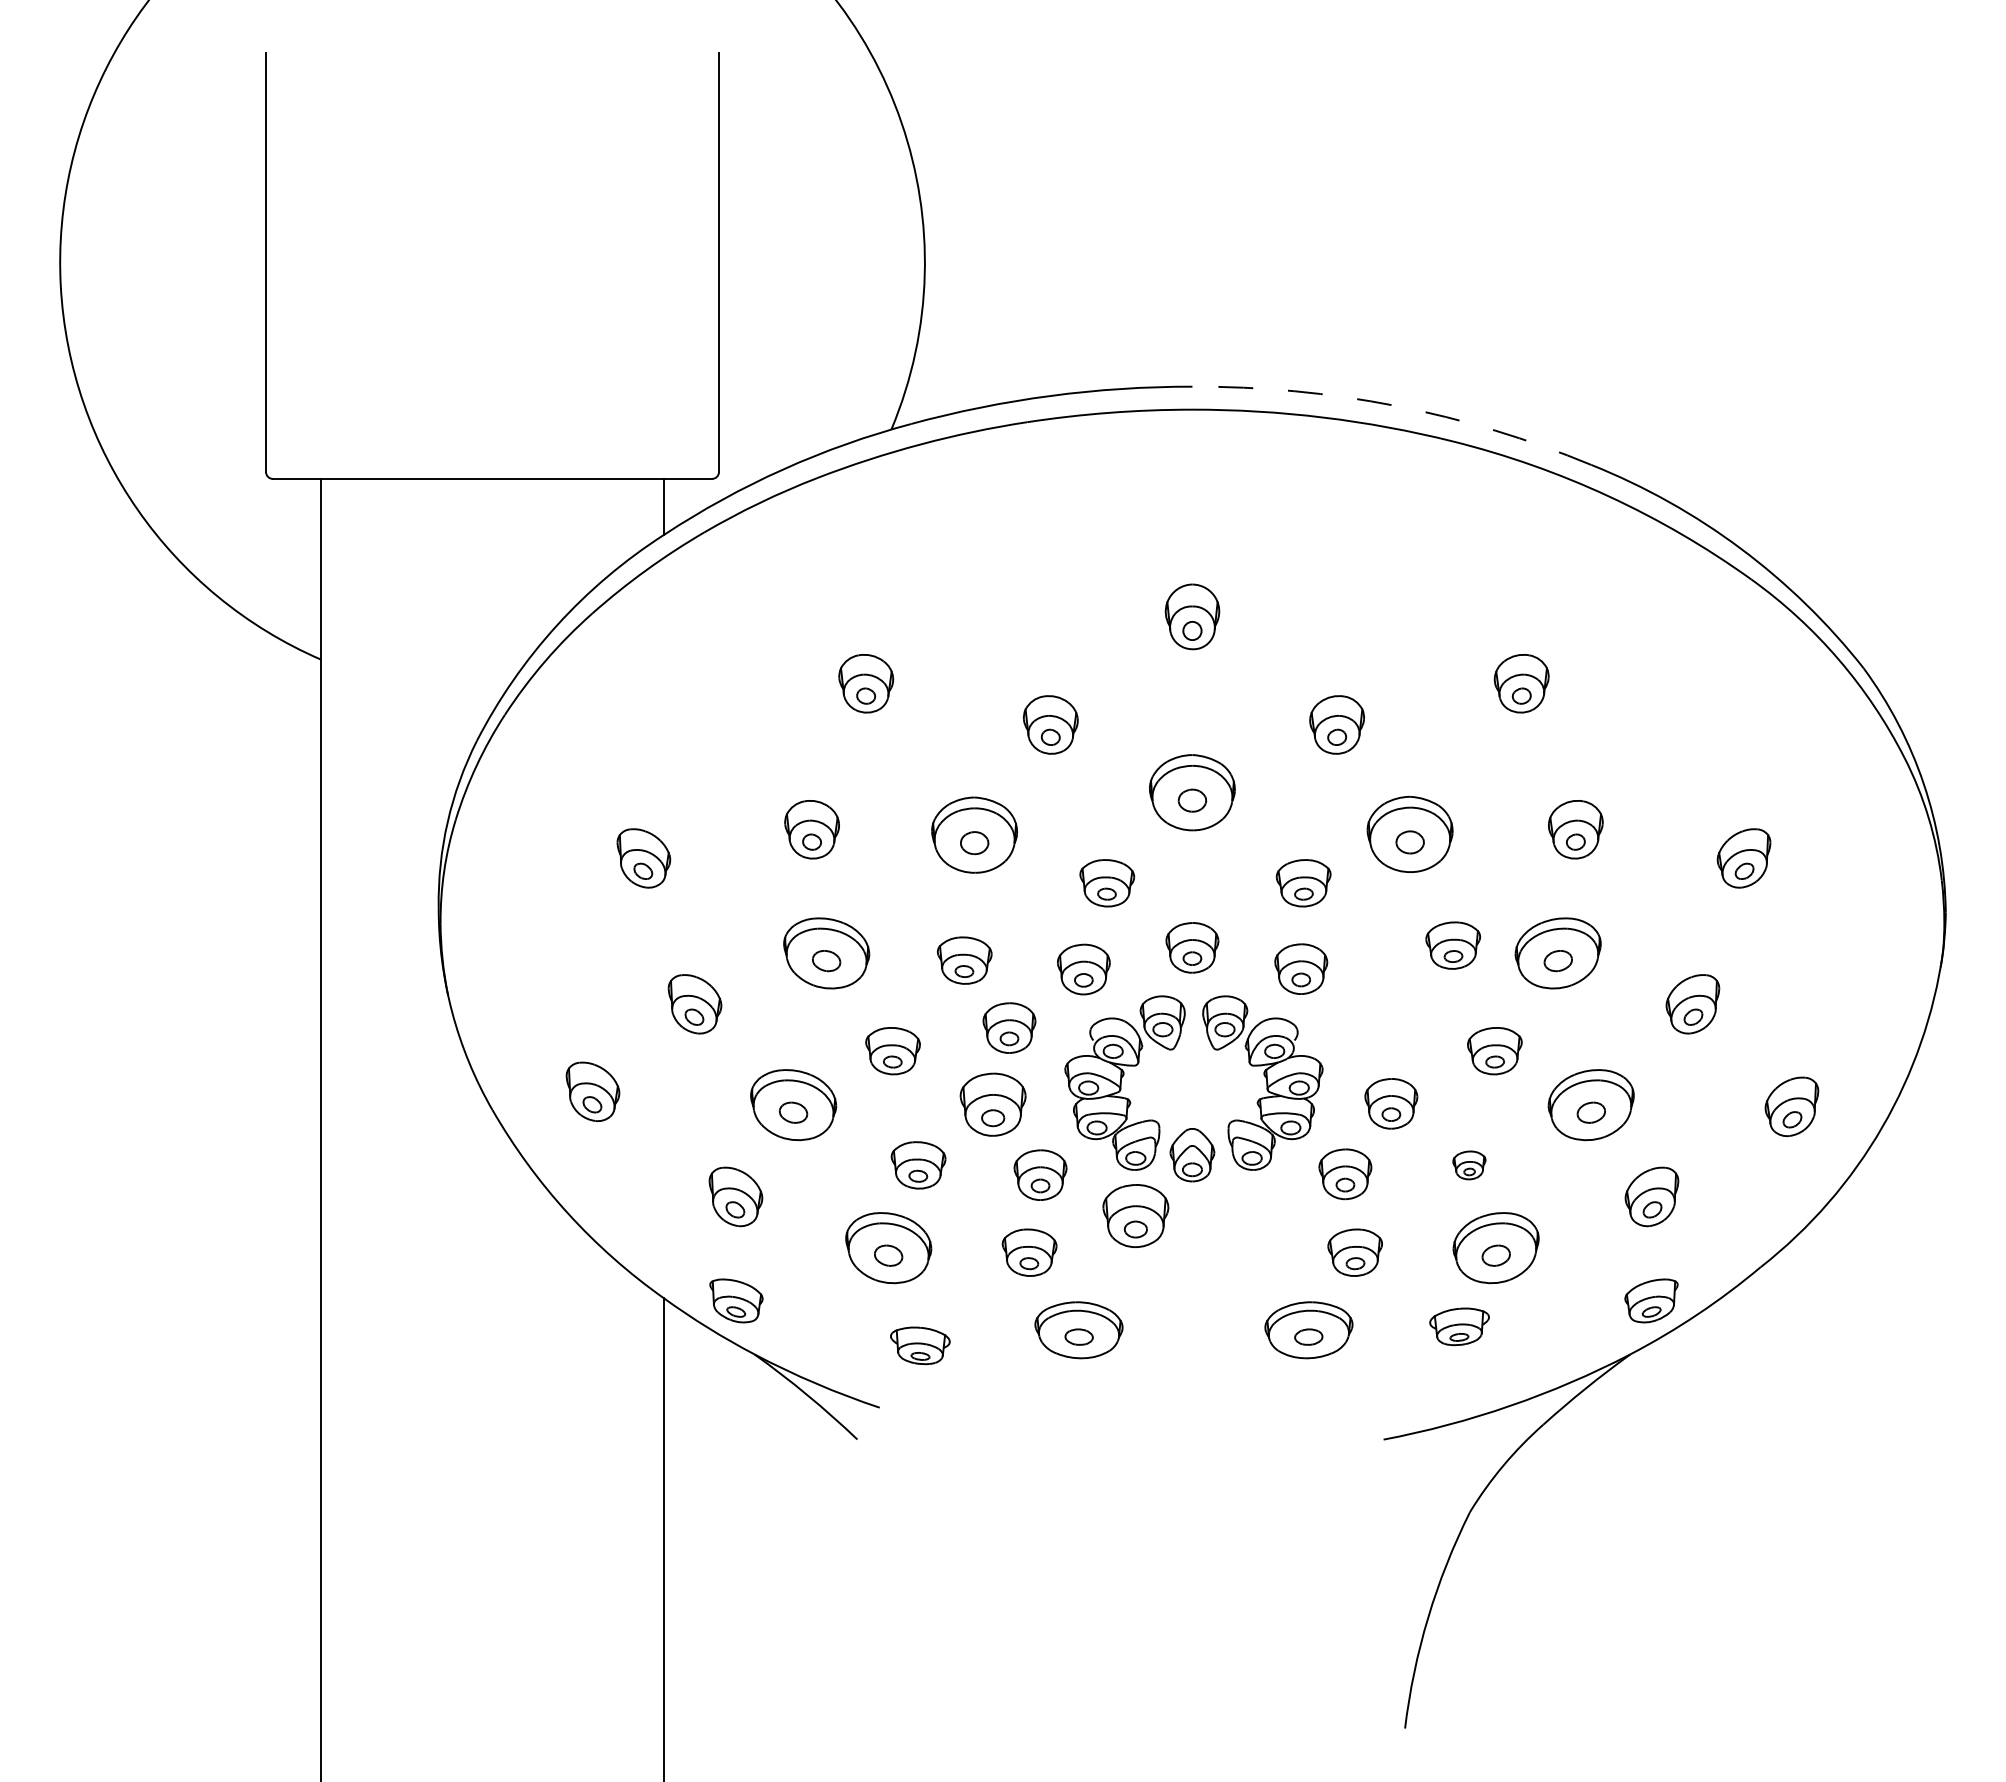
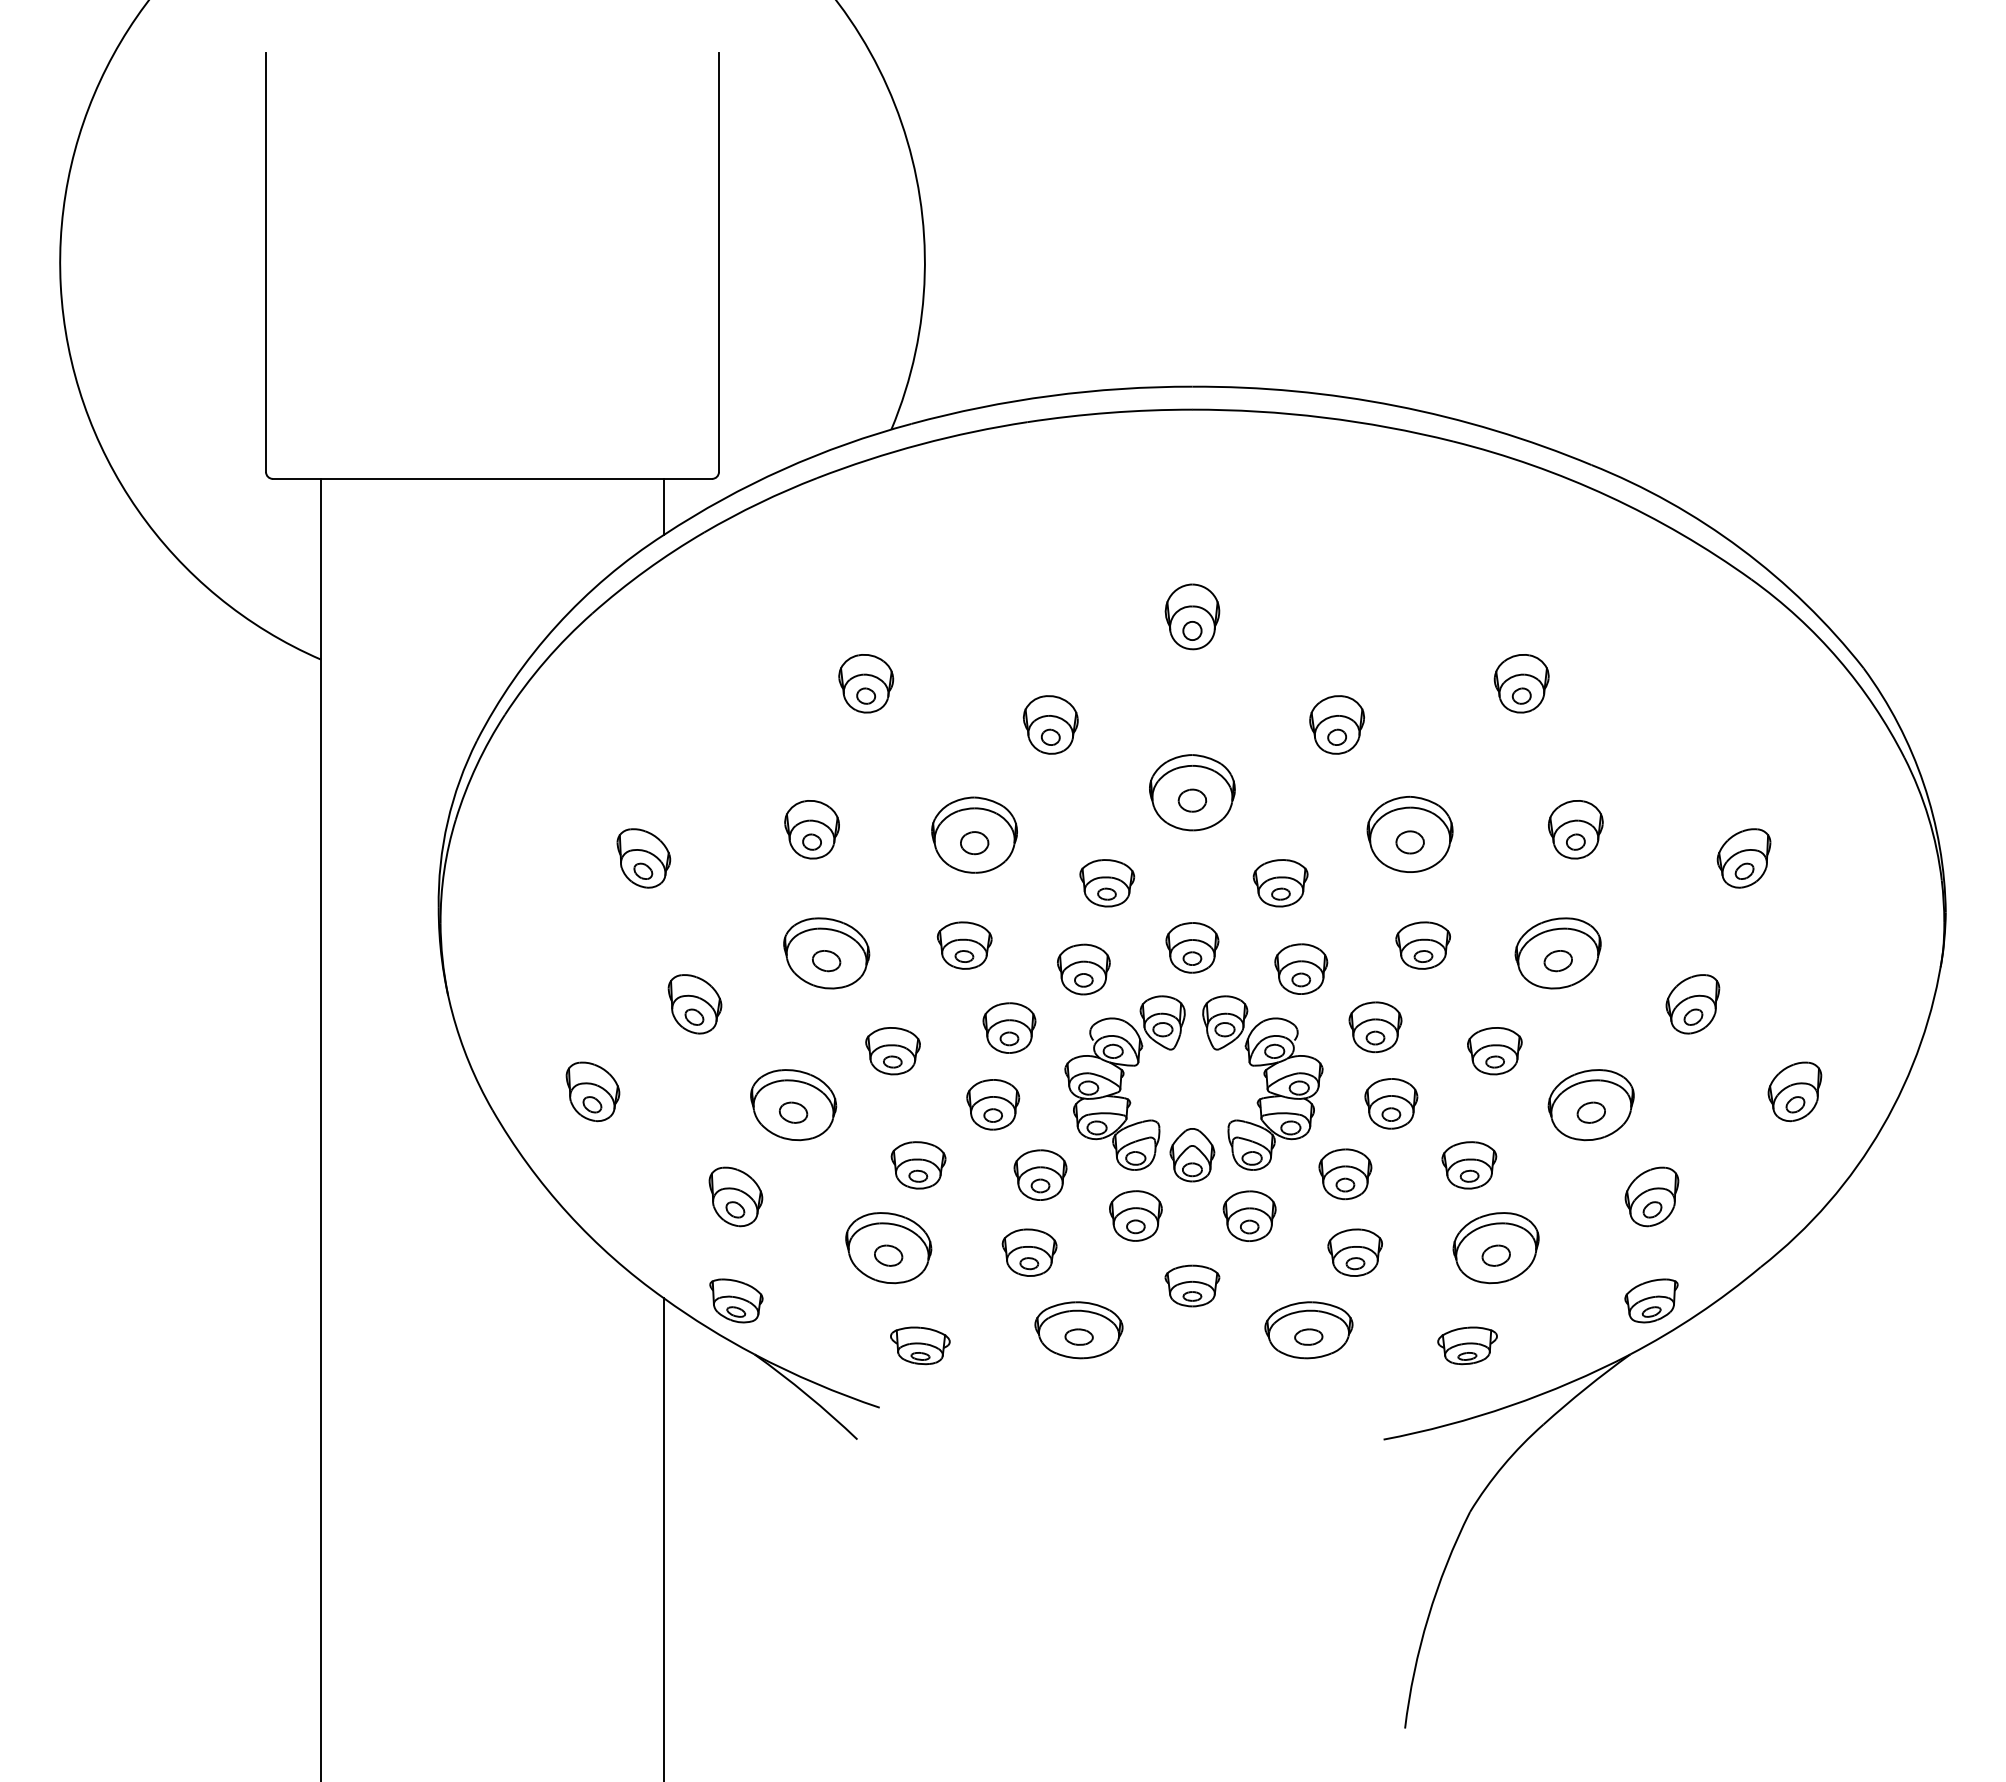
arc: dashed -> solid (1395, 405)
part position: (1303, 883) -> (1280, 883) (1280, 883)
part position: (1452, 945) -> (1422, 945) (1422, 945)
part position: (964, 960) -> (964, 945) (964, 945)
part: none -> present (1375, 1027)
part size: 68x65 px -> 55x52 px (993, 1104)
part position: (1791, 1106) -> (1794, 1091) (1794, 1091)
part size: 35x31 px -> 57x49 px (1469, 1165)
part size: 68x64 px -> 54x52 px (1135, 1215)
part: none -> present (1249, 1215)
part: none -> present (1192, 1285)
part position: (1459, 1326) -> (1467, 1345) (1467, 1345)
